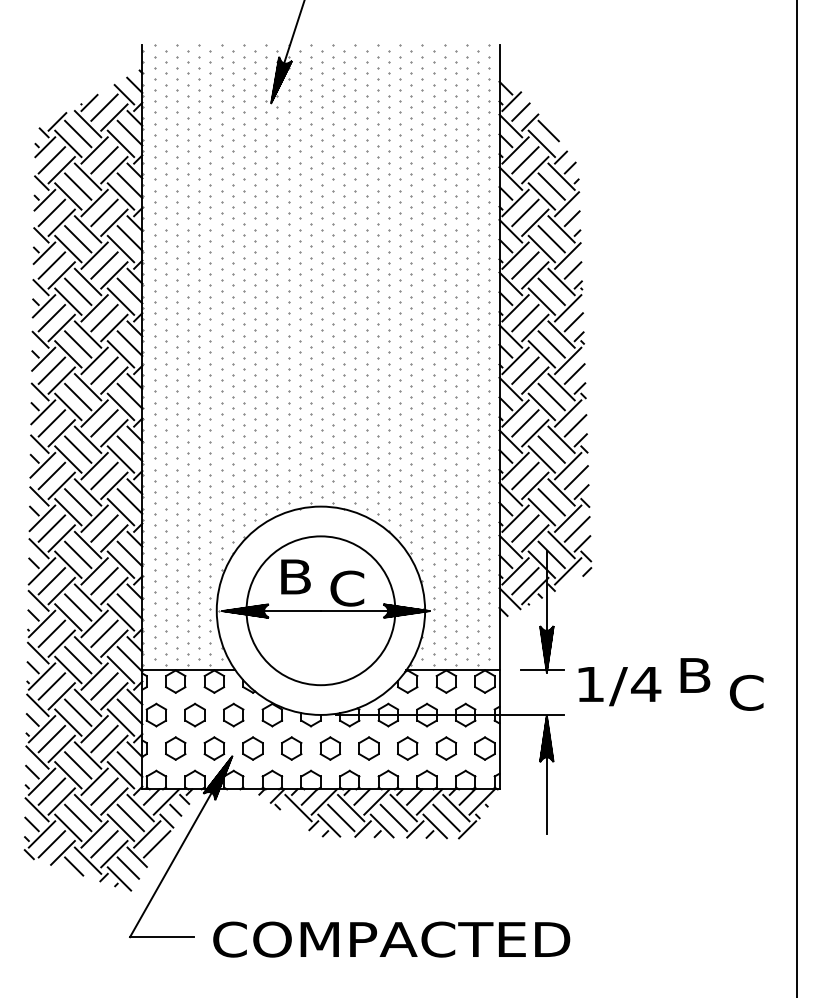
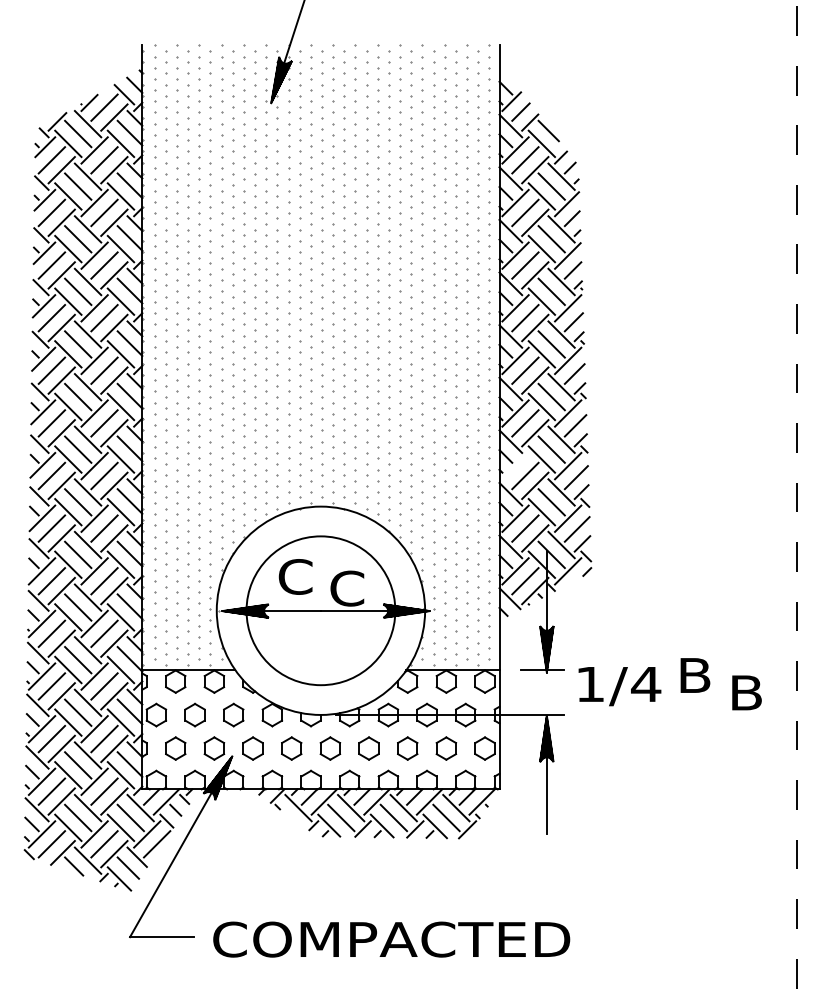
line: present -> none (515, 465)
line: solid -> dashed (797, 498)
text: B -> C (295, 576)
text: C -> B (746, 692)
